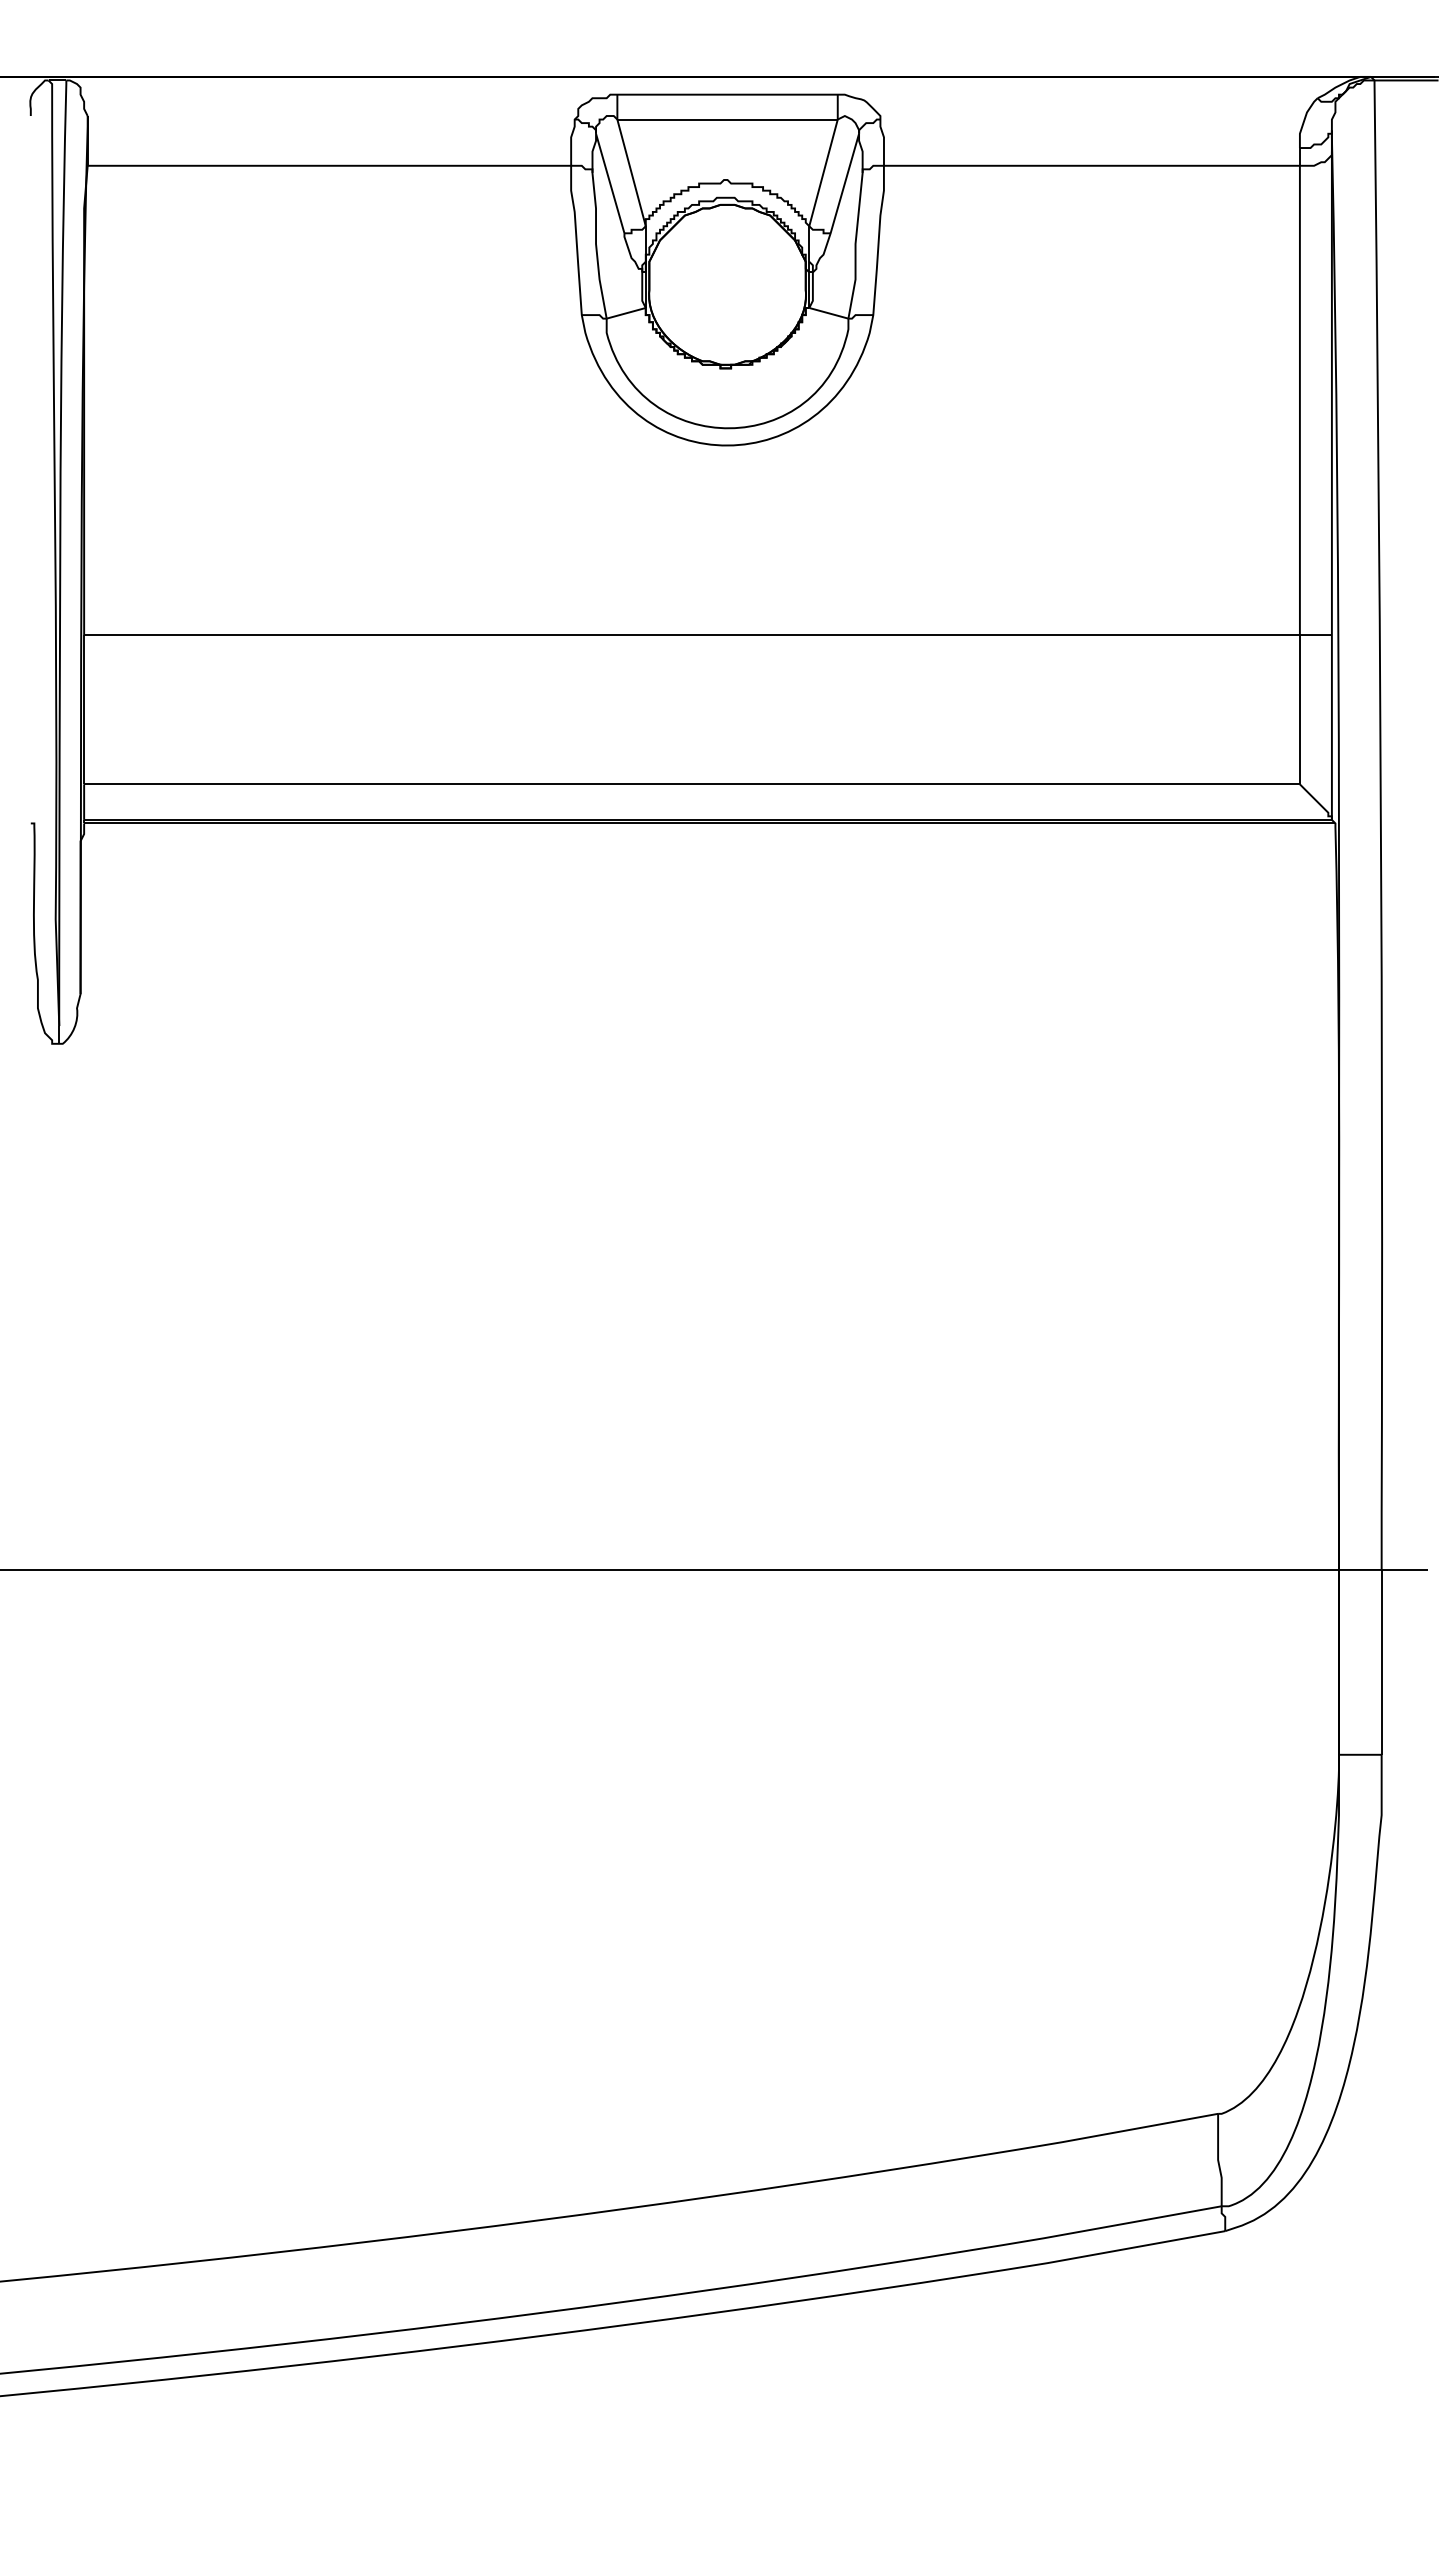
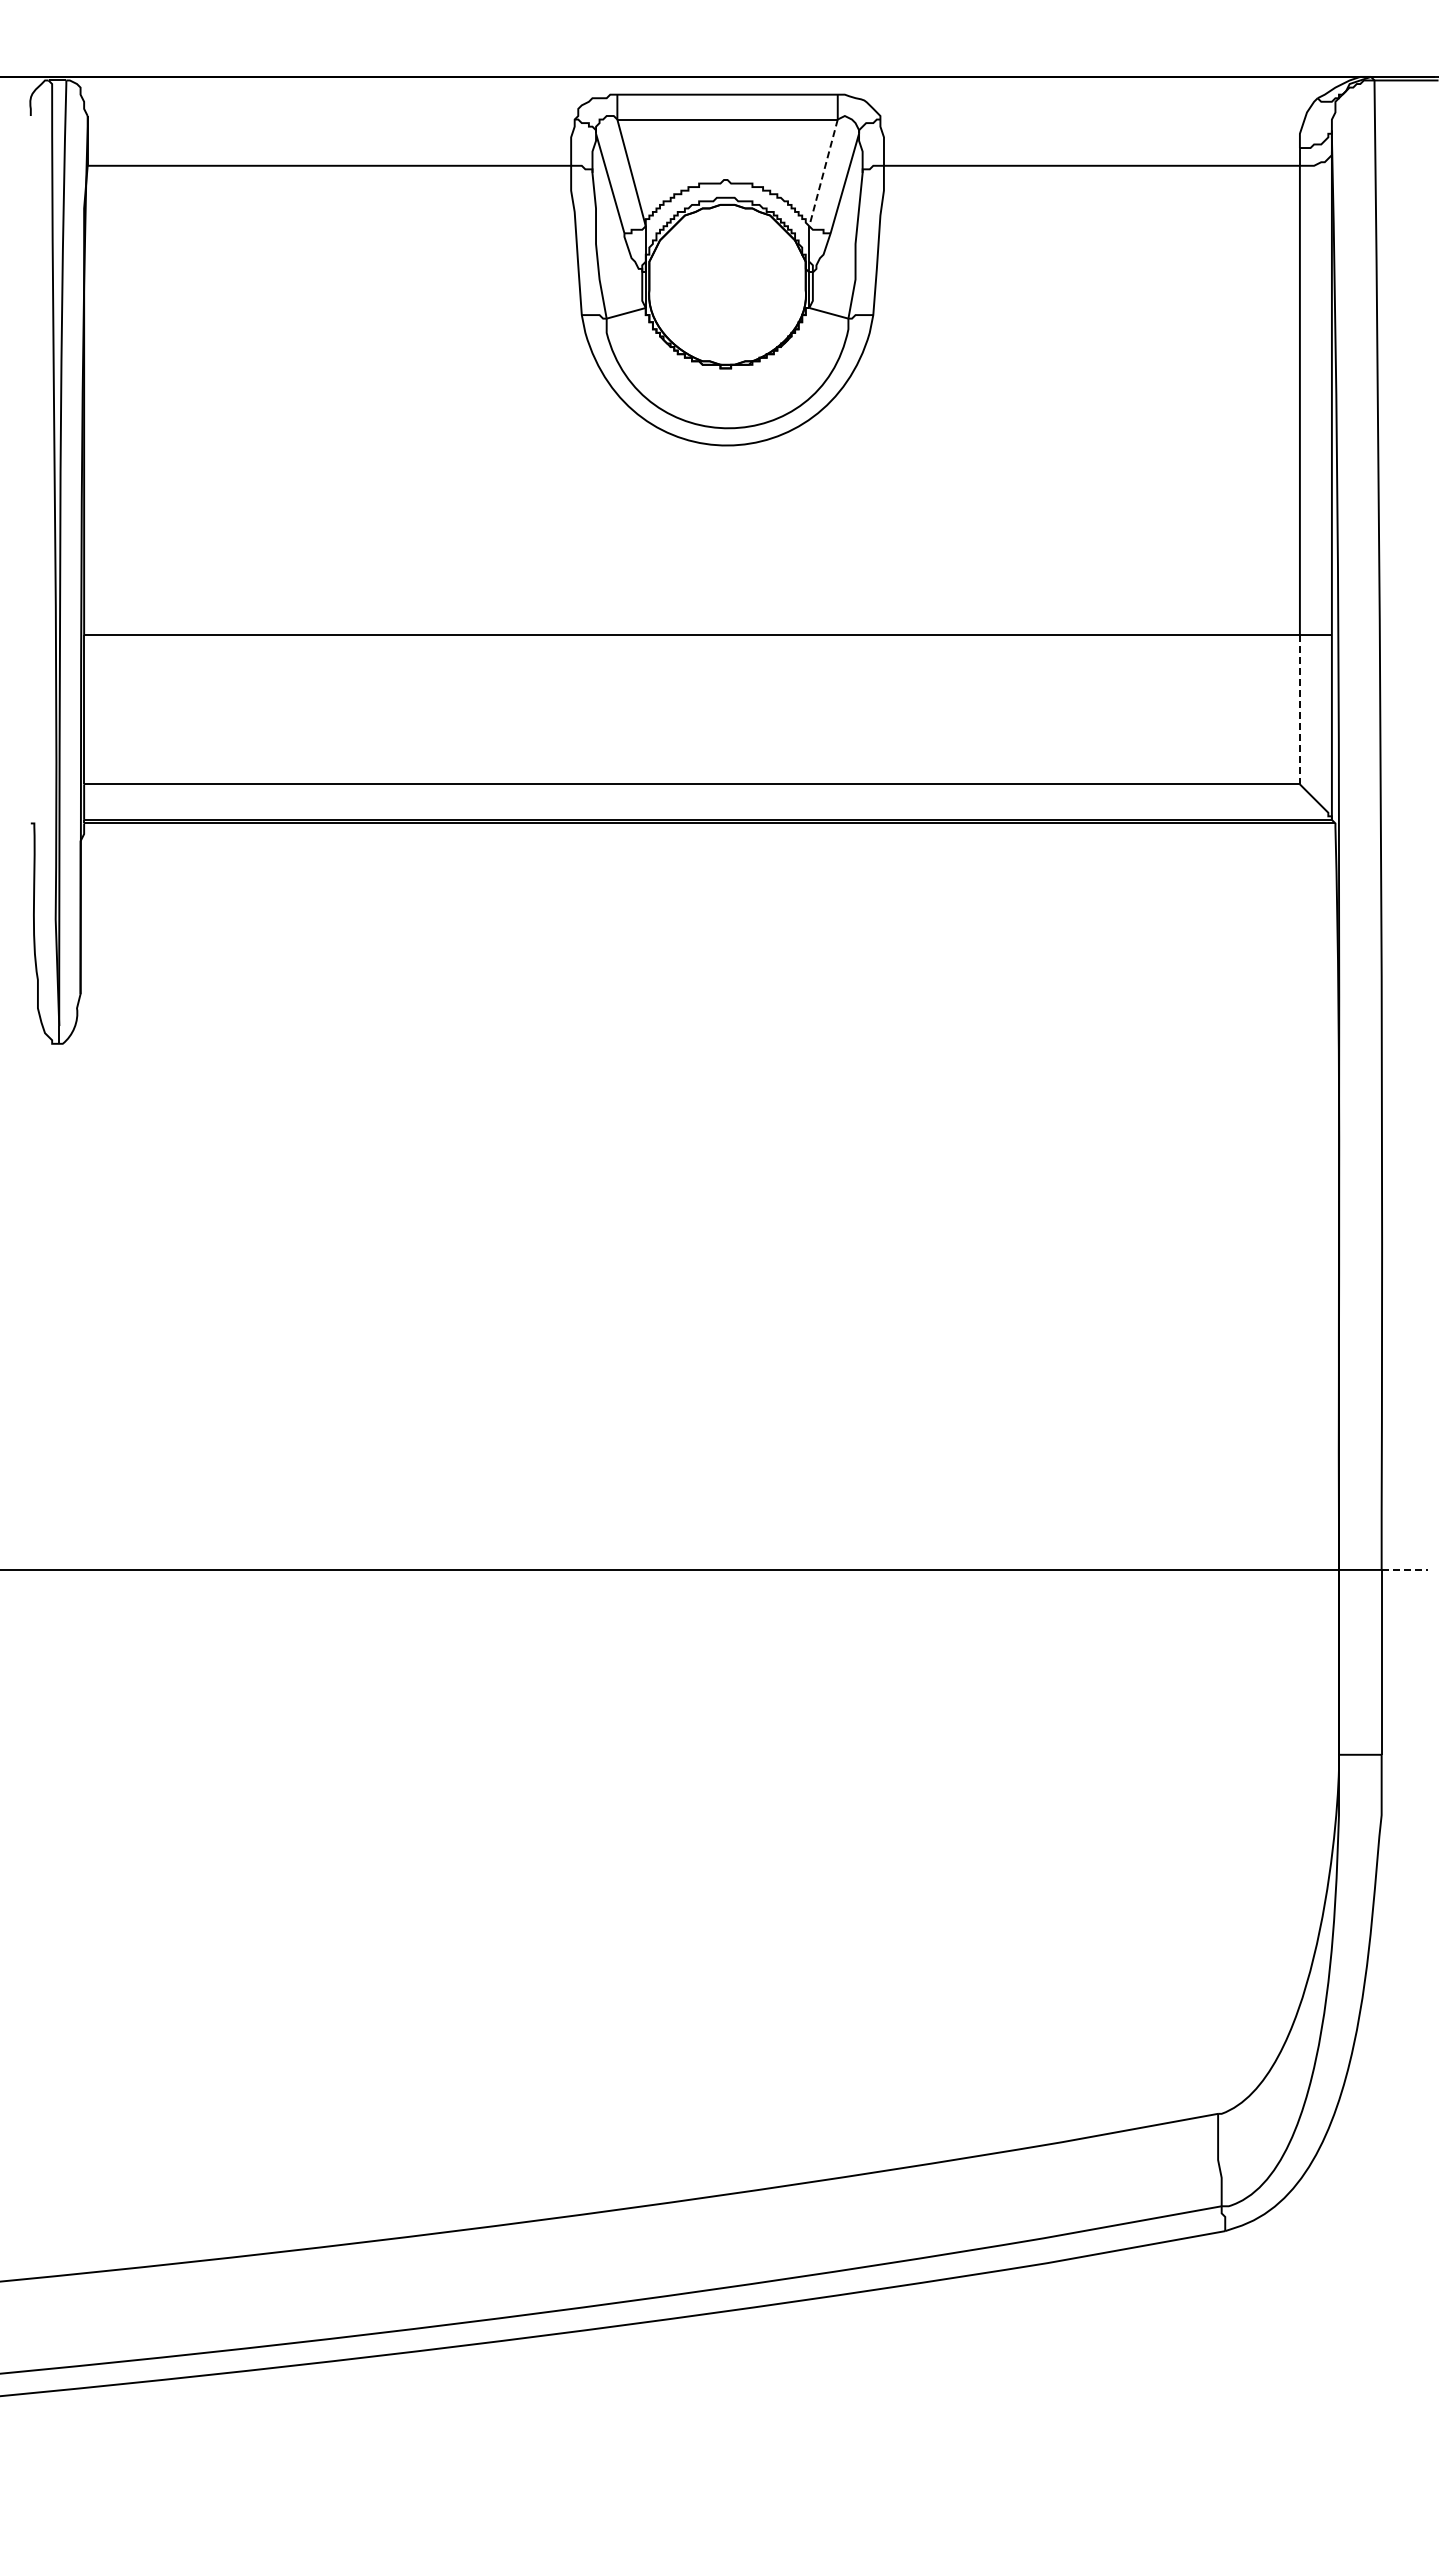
line: solid -> dashed (823, 173)
line: solid -> dashed (1299, 709)
line: solid -> dashed (1405, 1569)
